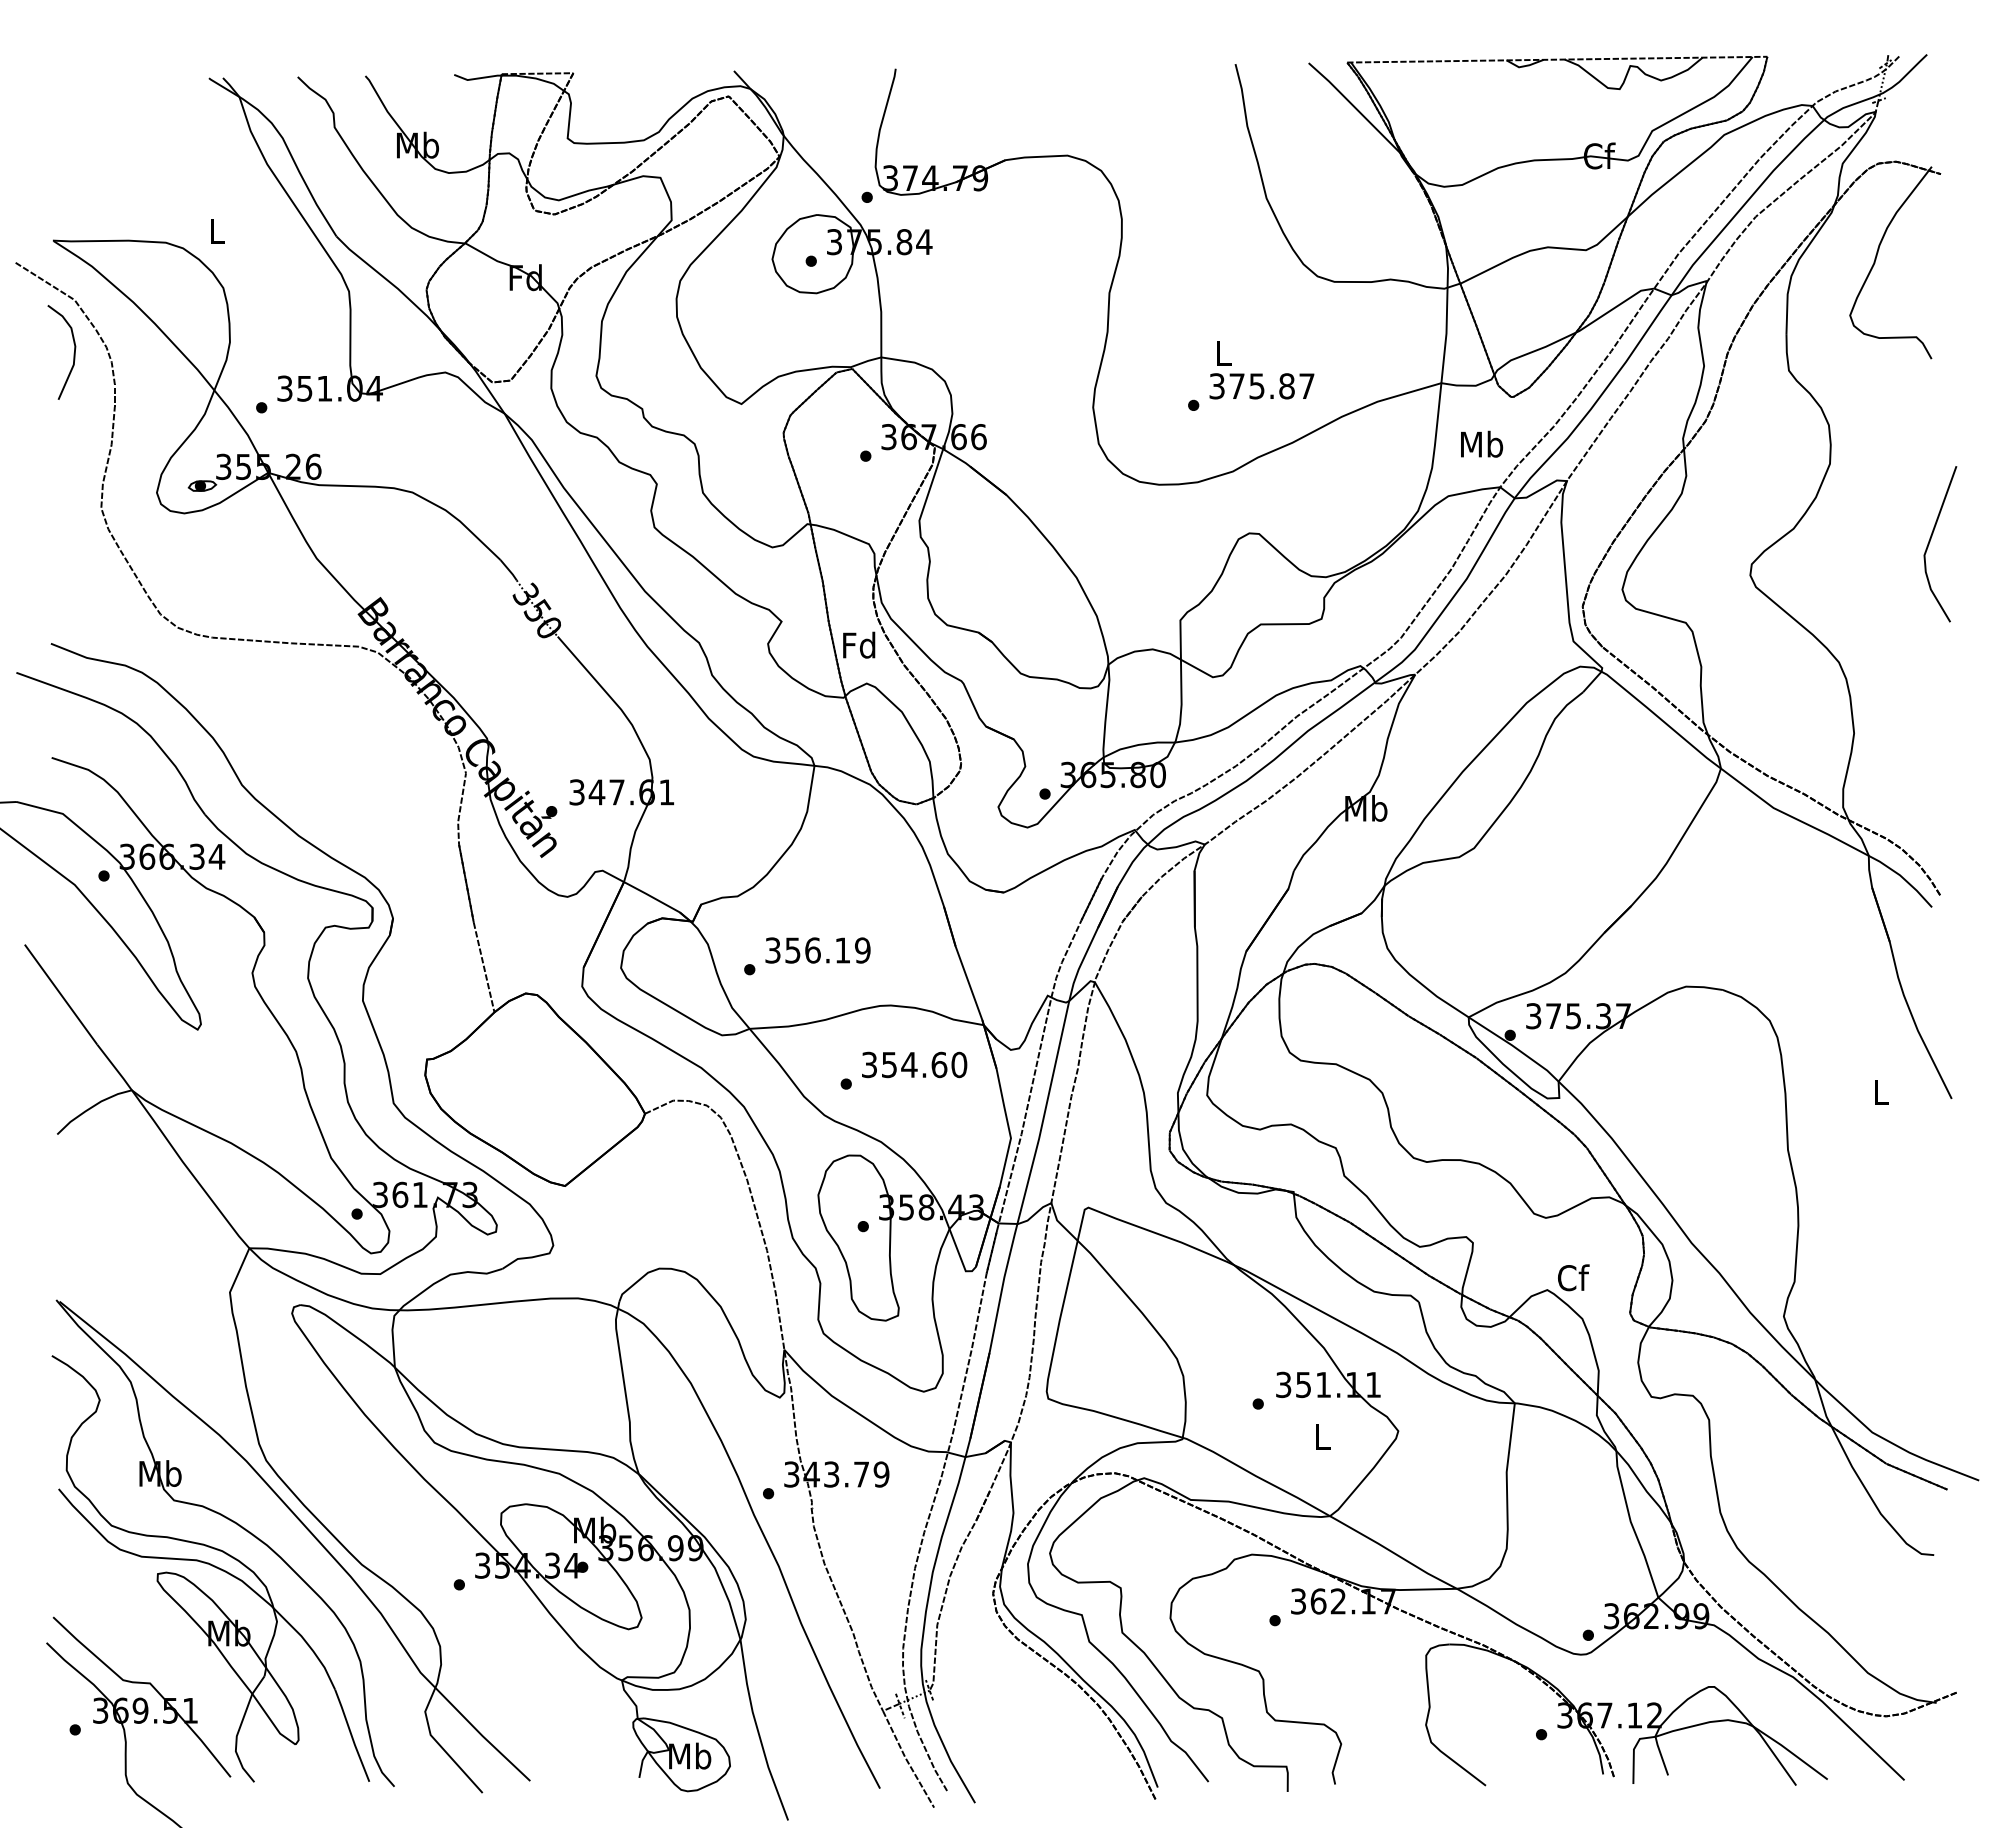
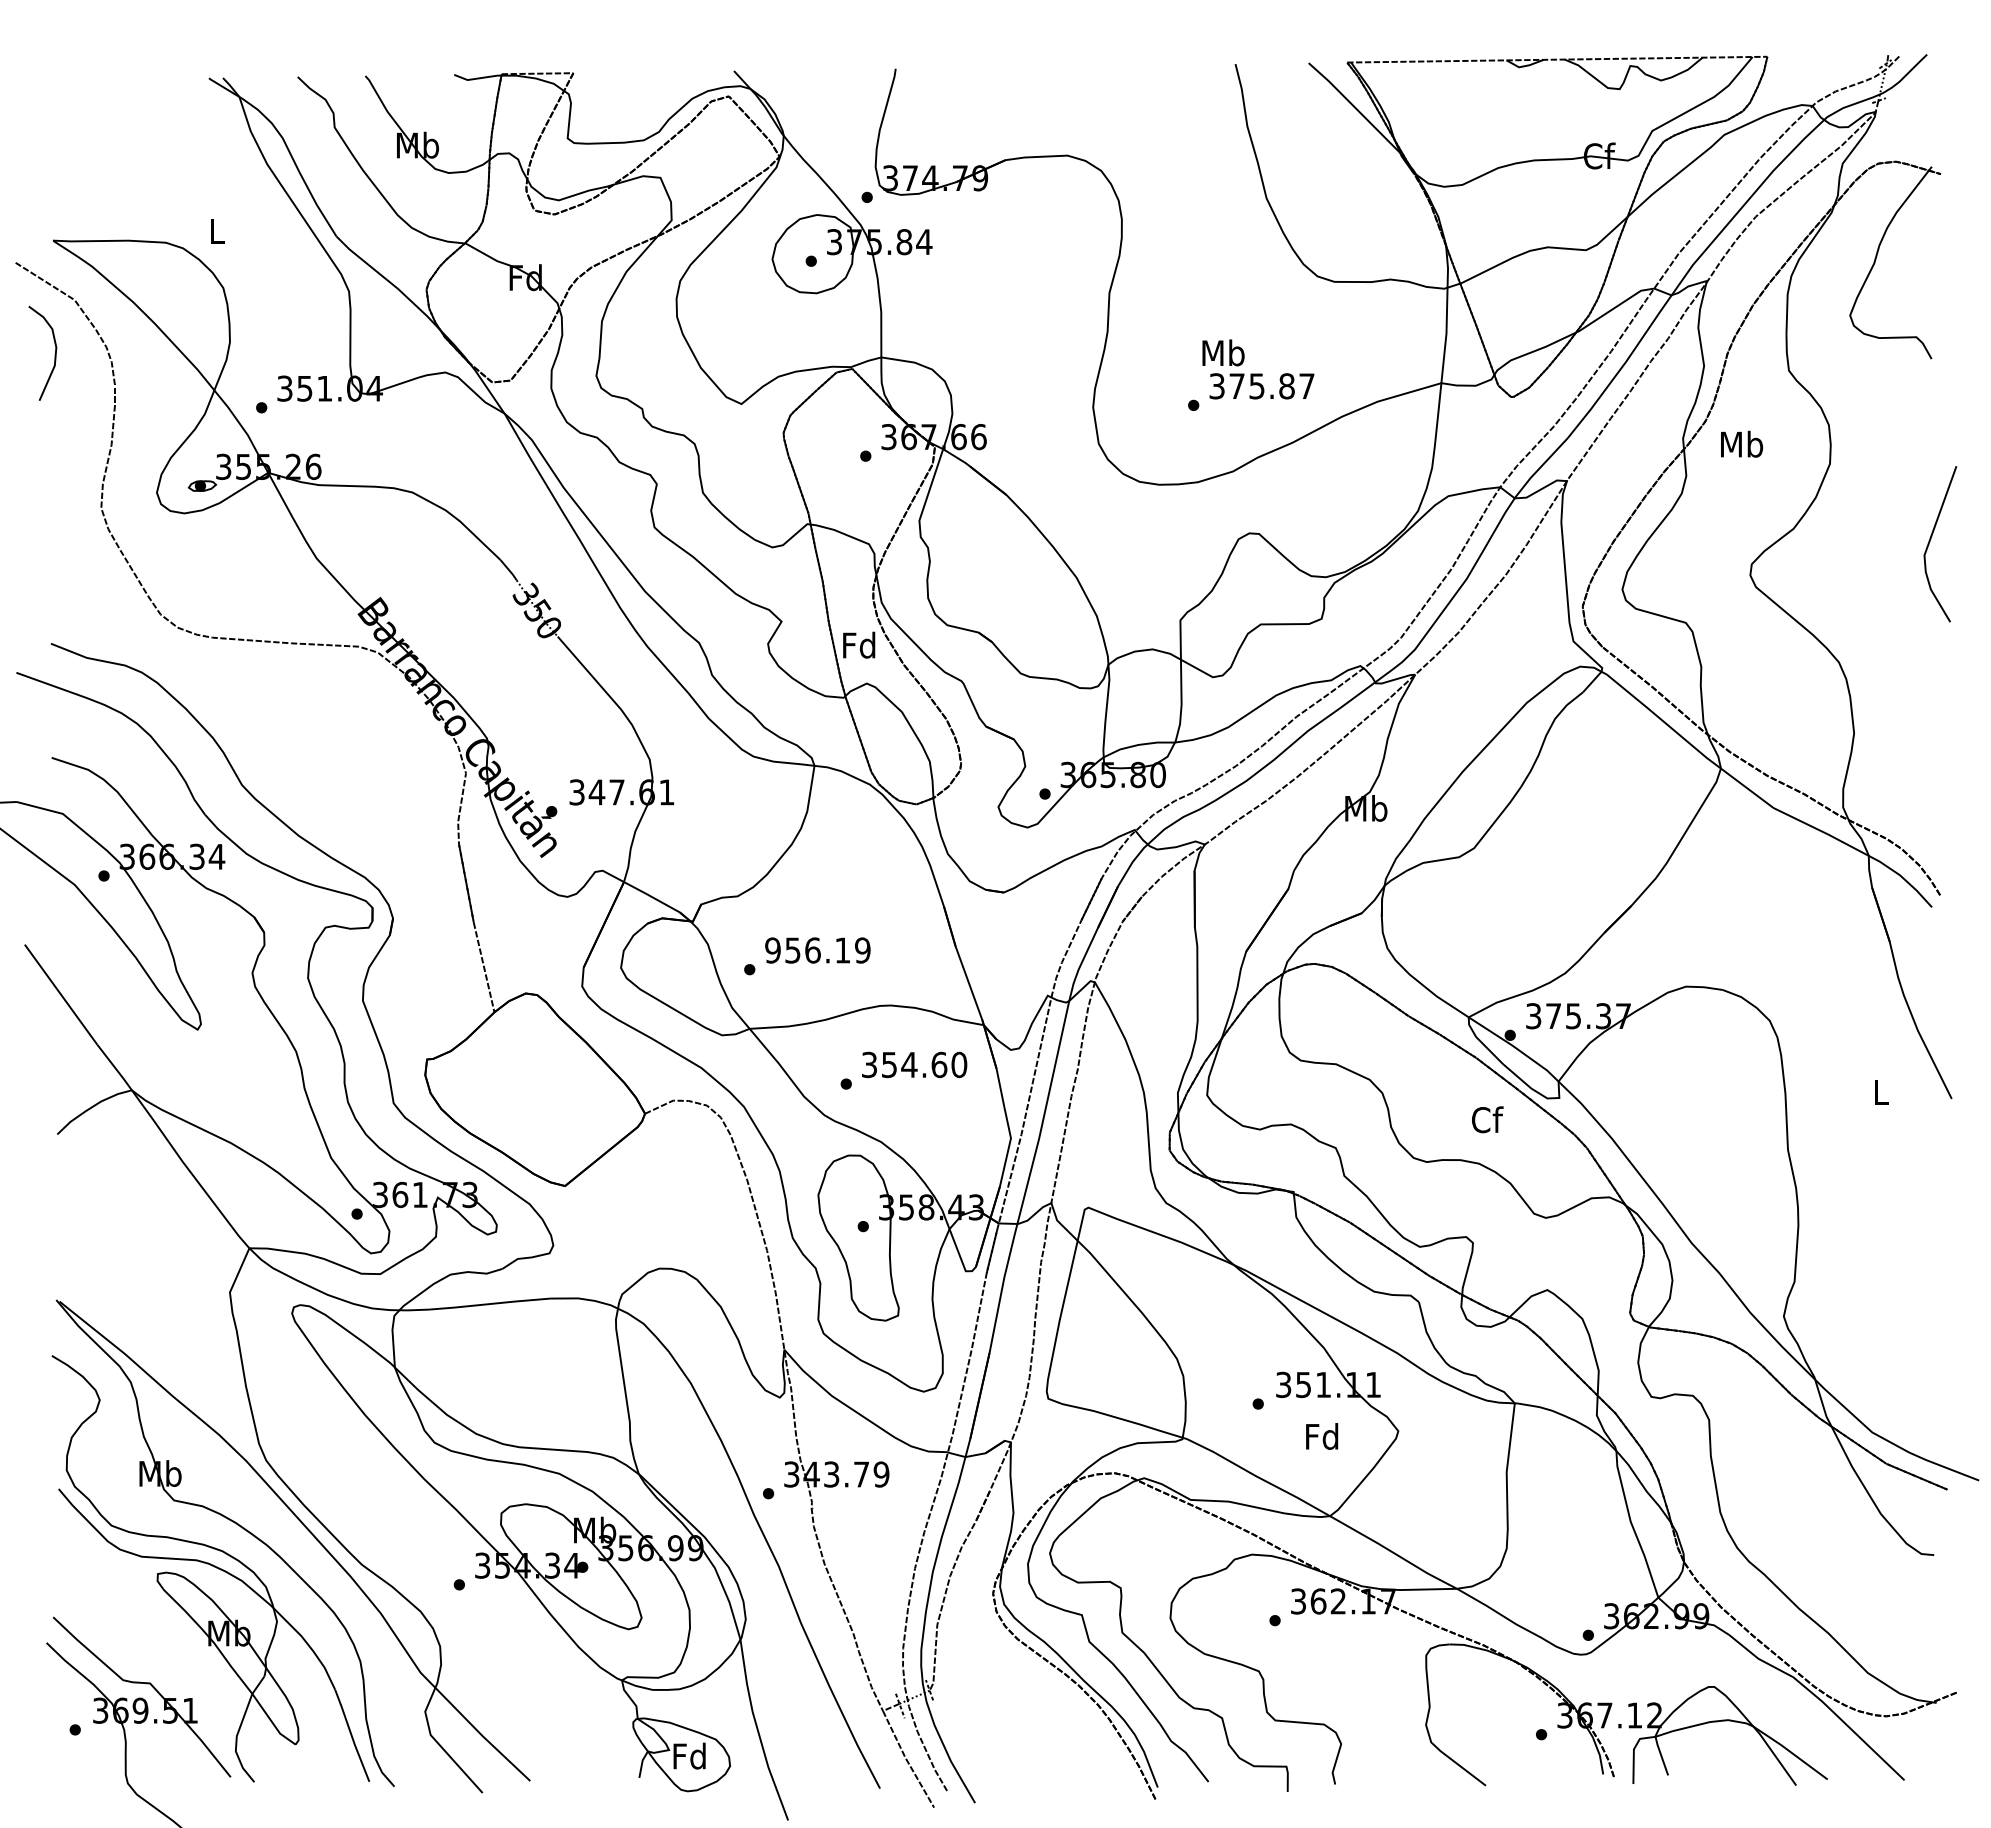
text: L -> Mb (1223, 352)
curve position: (73, 353) -> (54, 354) (54, 354)
text position: (1482, 443) -> (1742, 443) (1742, 443)
text: 356.19 -> 956.19 (772, 950)
text position: (1573, 1277) -> (1487, 1119) (1487, 1119)
text: L -> Fd (1322, 1436)
text: Mb -> Fd (690, 1755)
